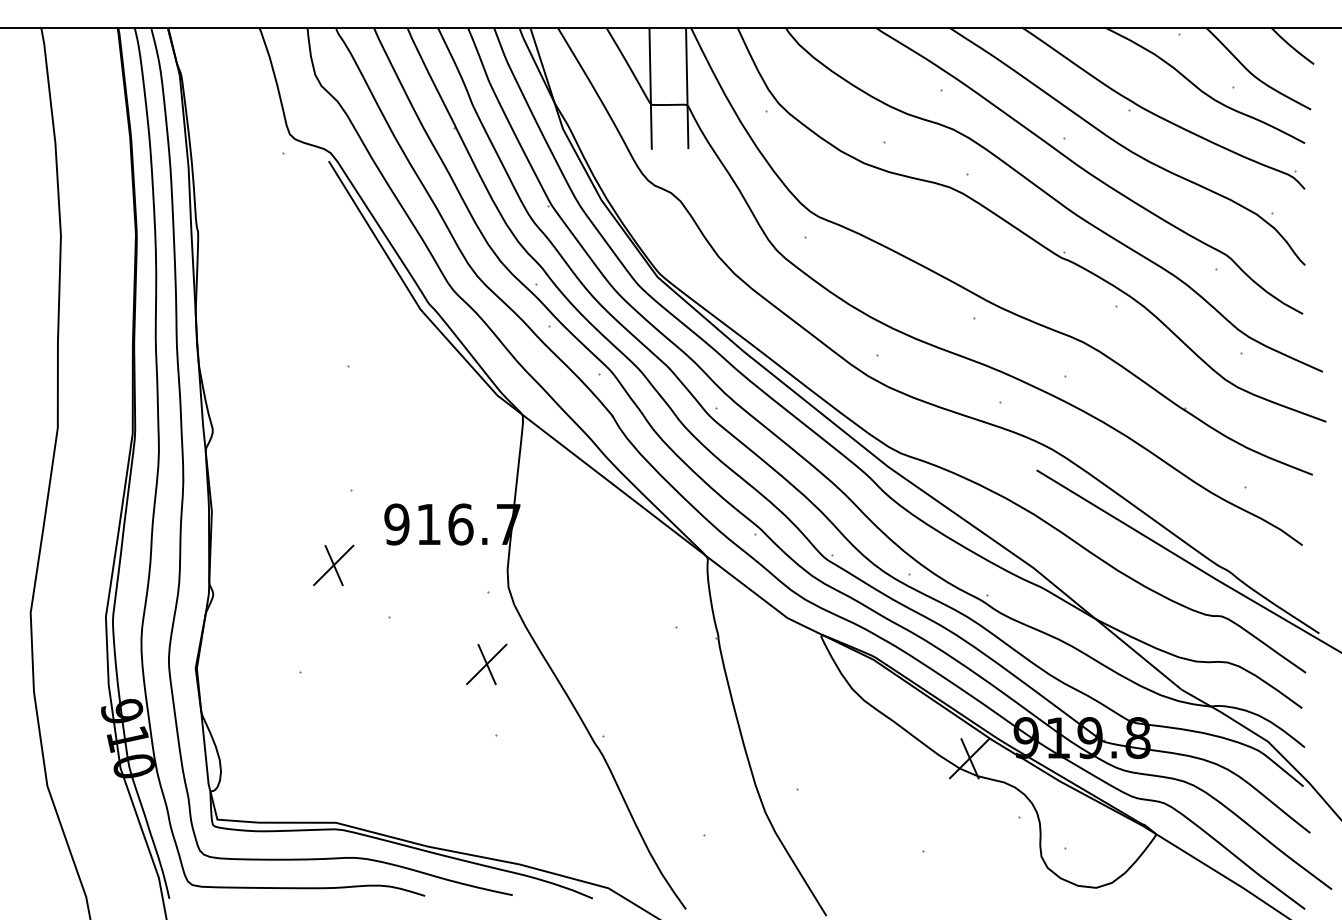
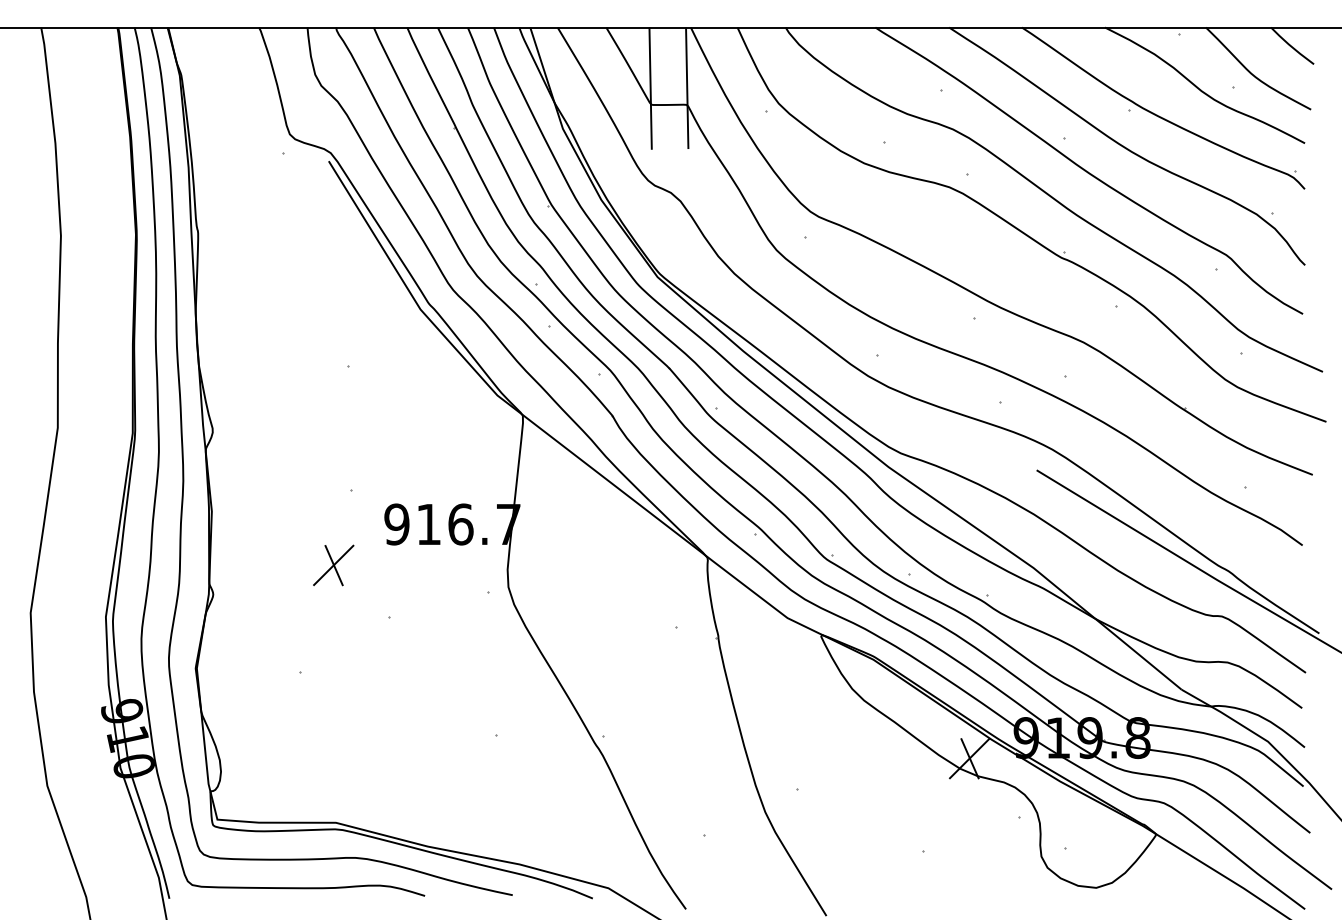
part: present -> none (486, 664)
